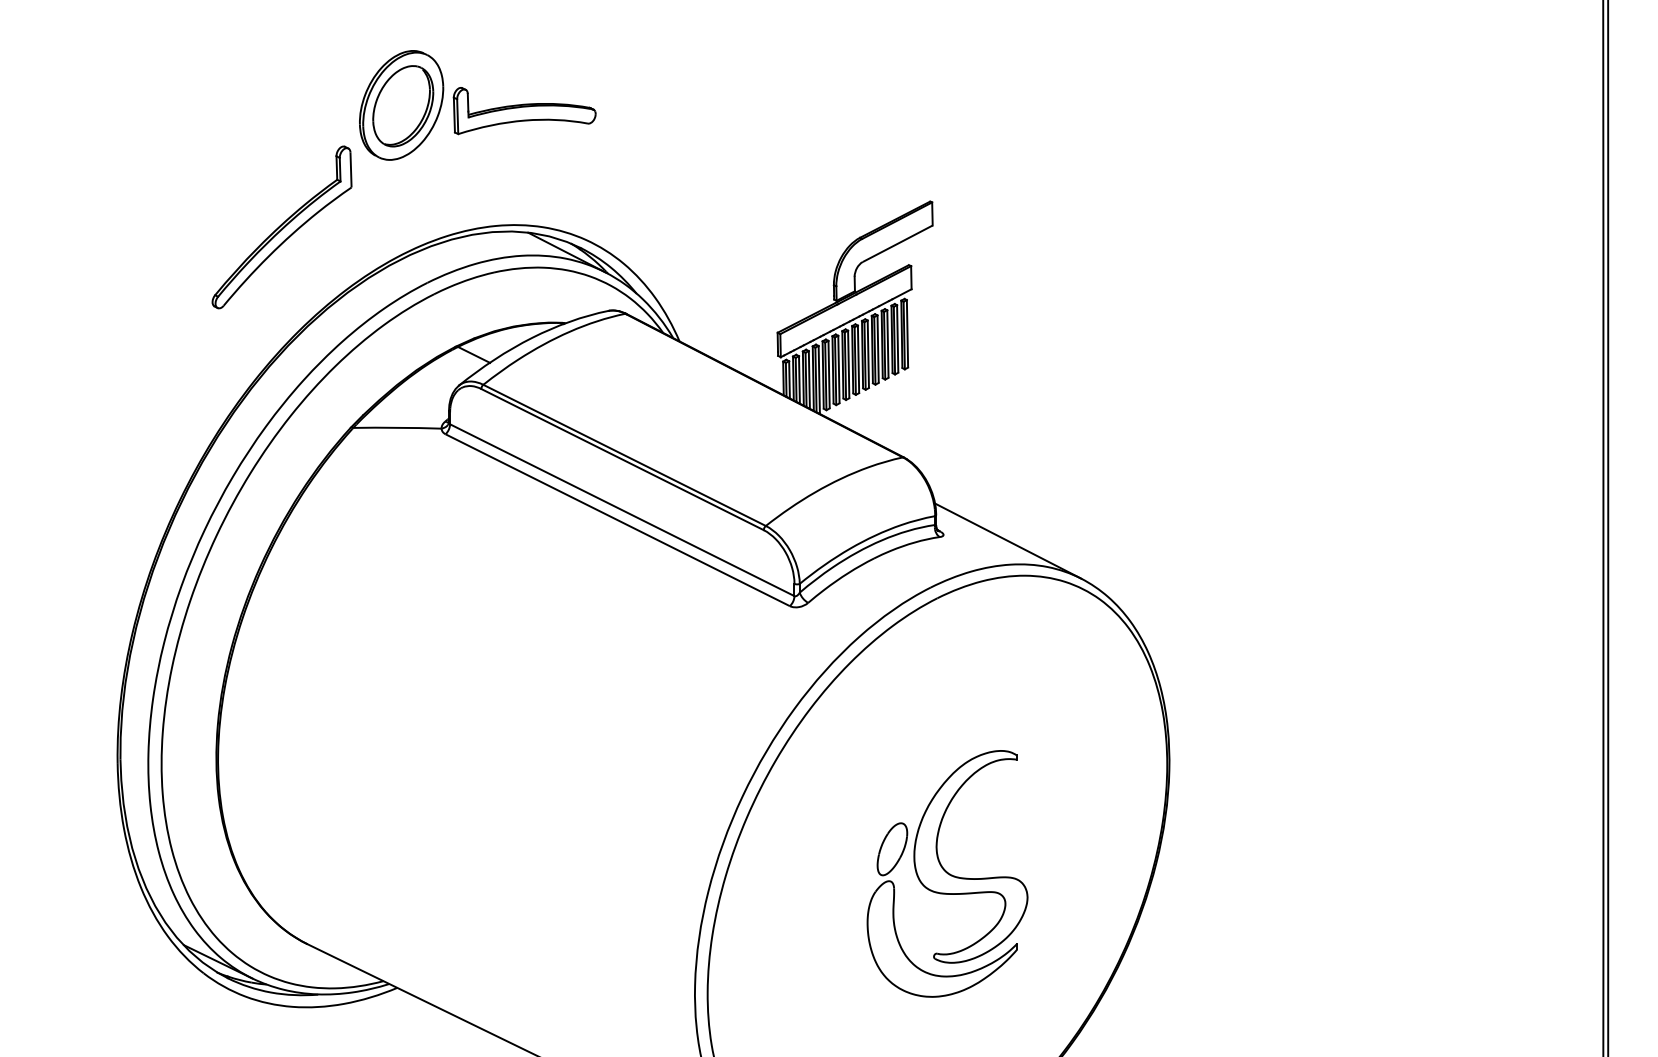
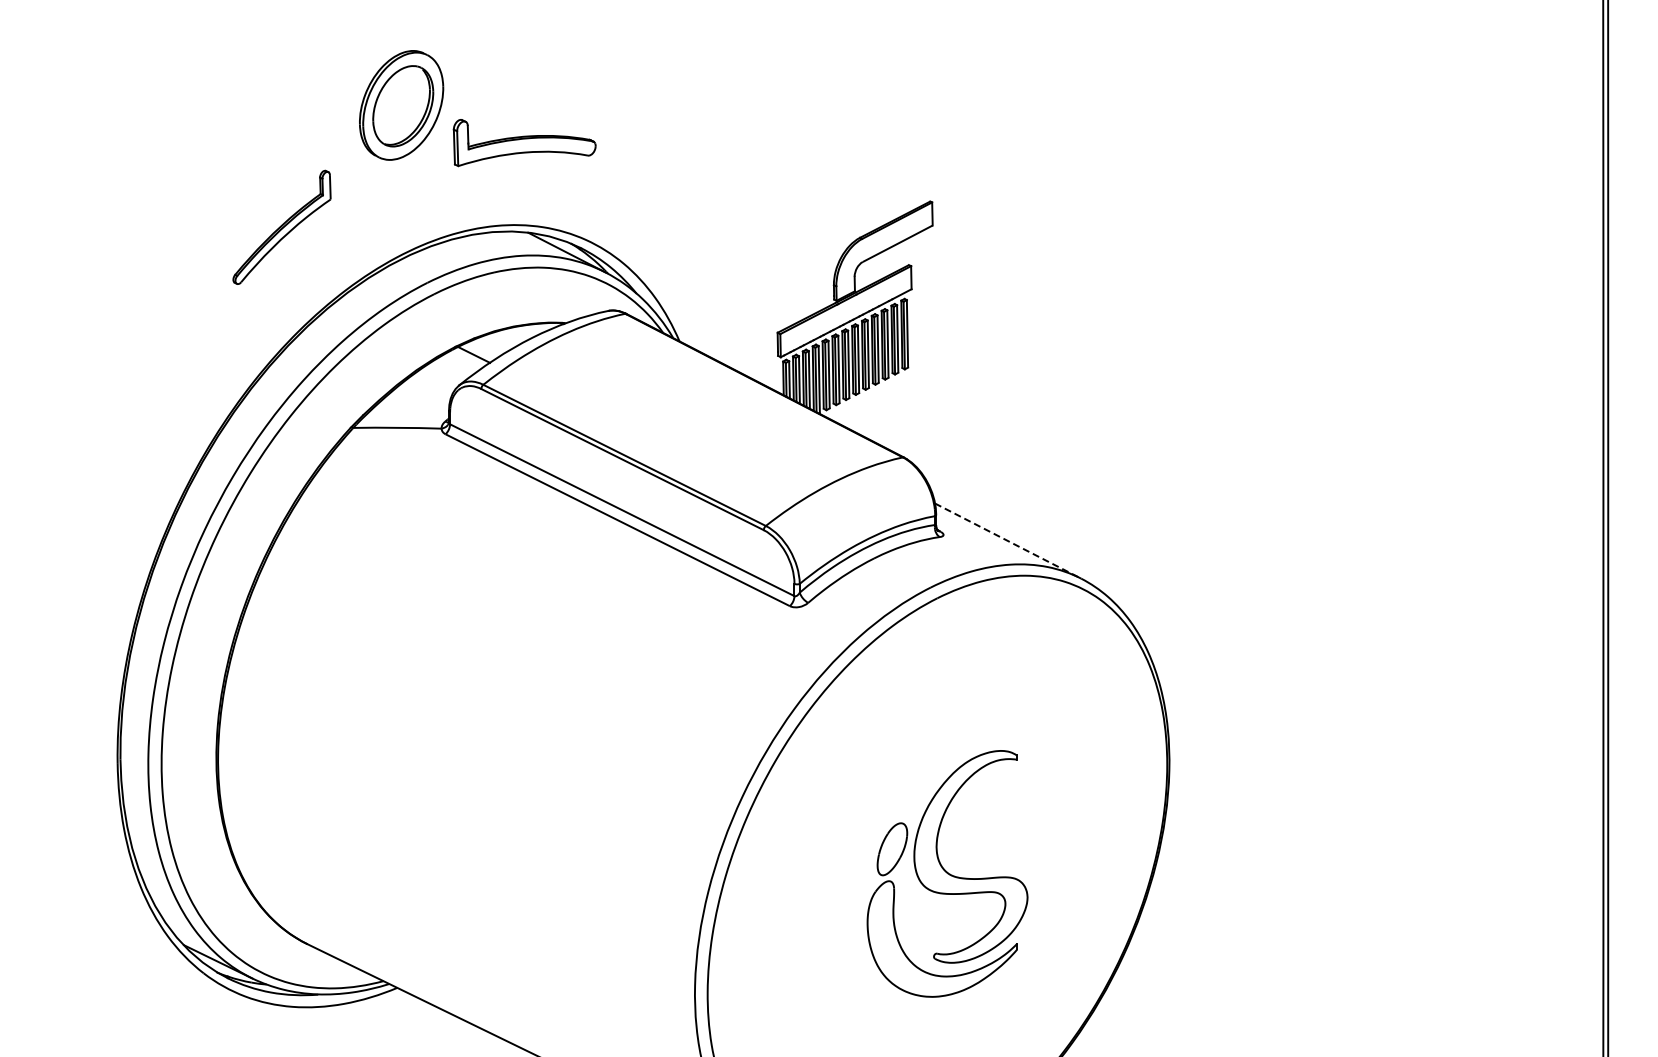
part position: (524, 111) -> (524, 143) (524, 143)
part size: 142x165 px -> 100x116 px (281, 226)
line: solid -> dashed (1008, 541)
